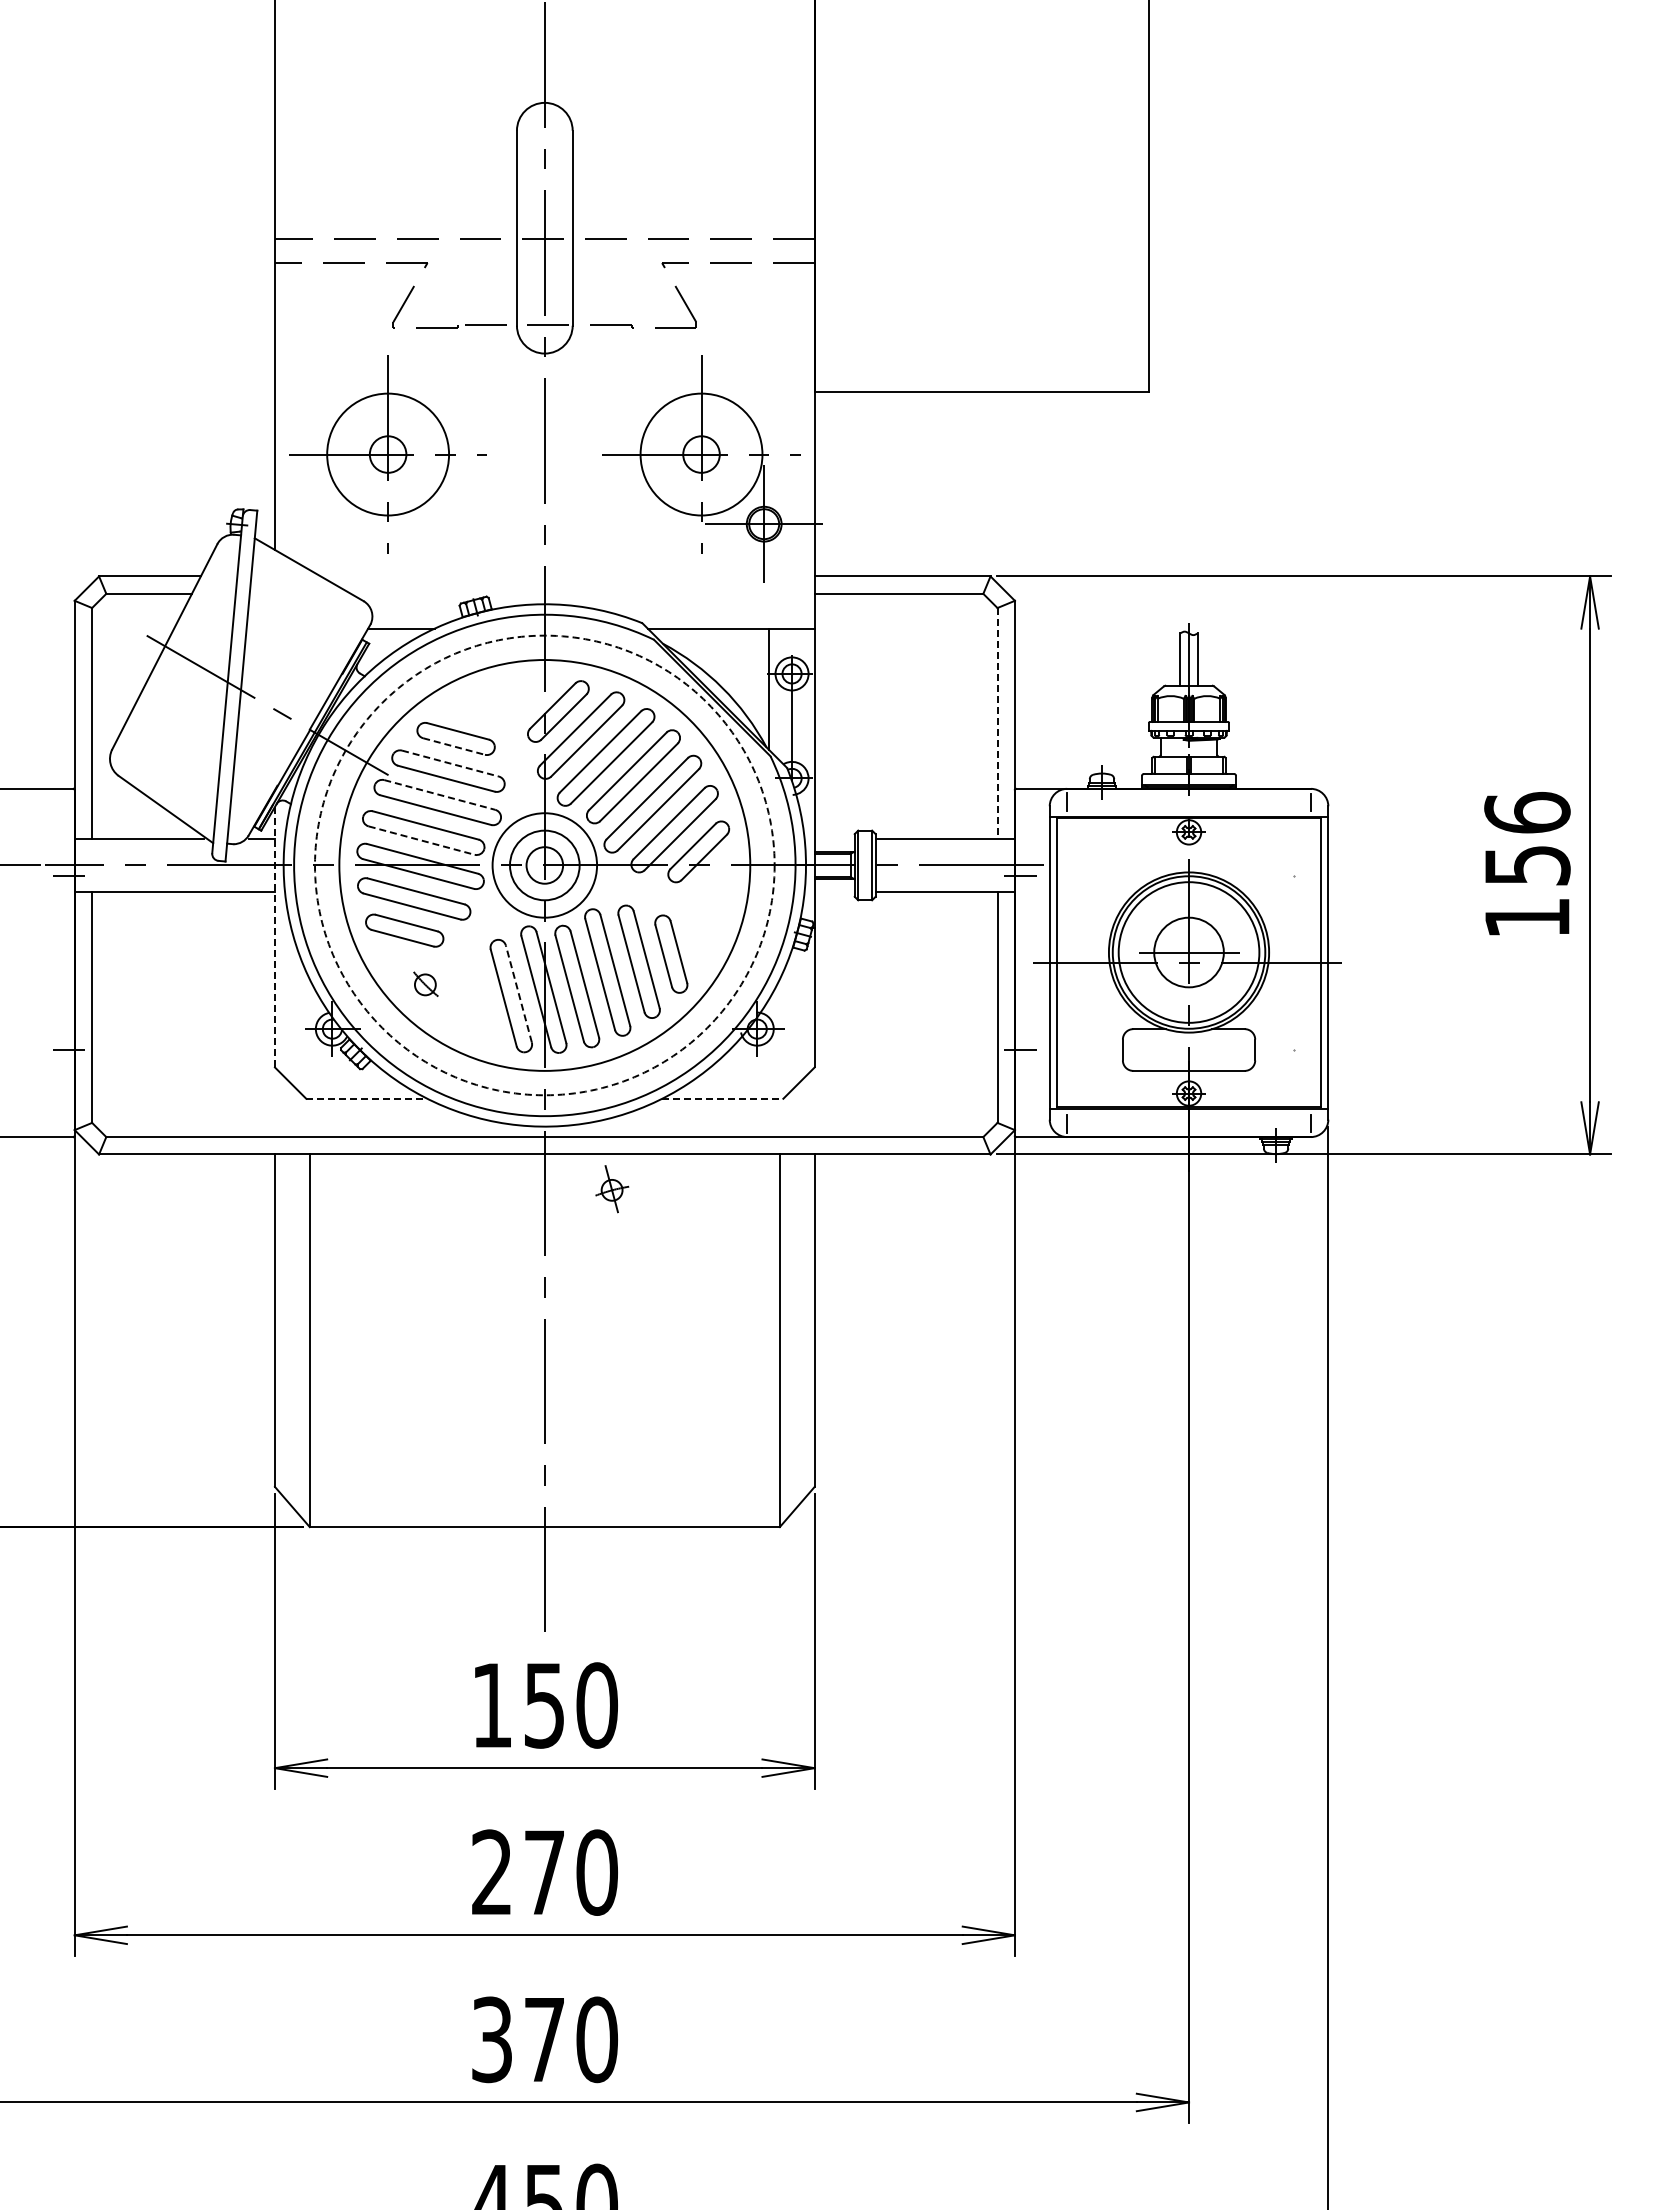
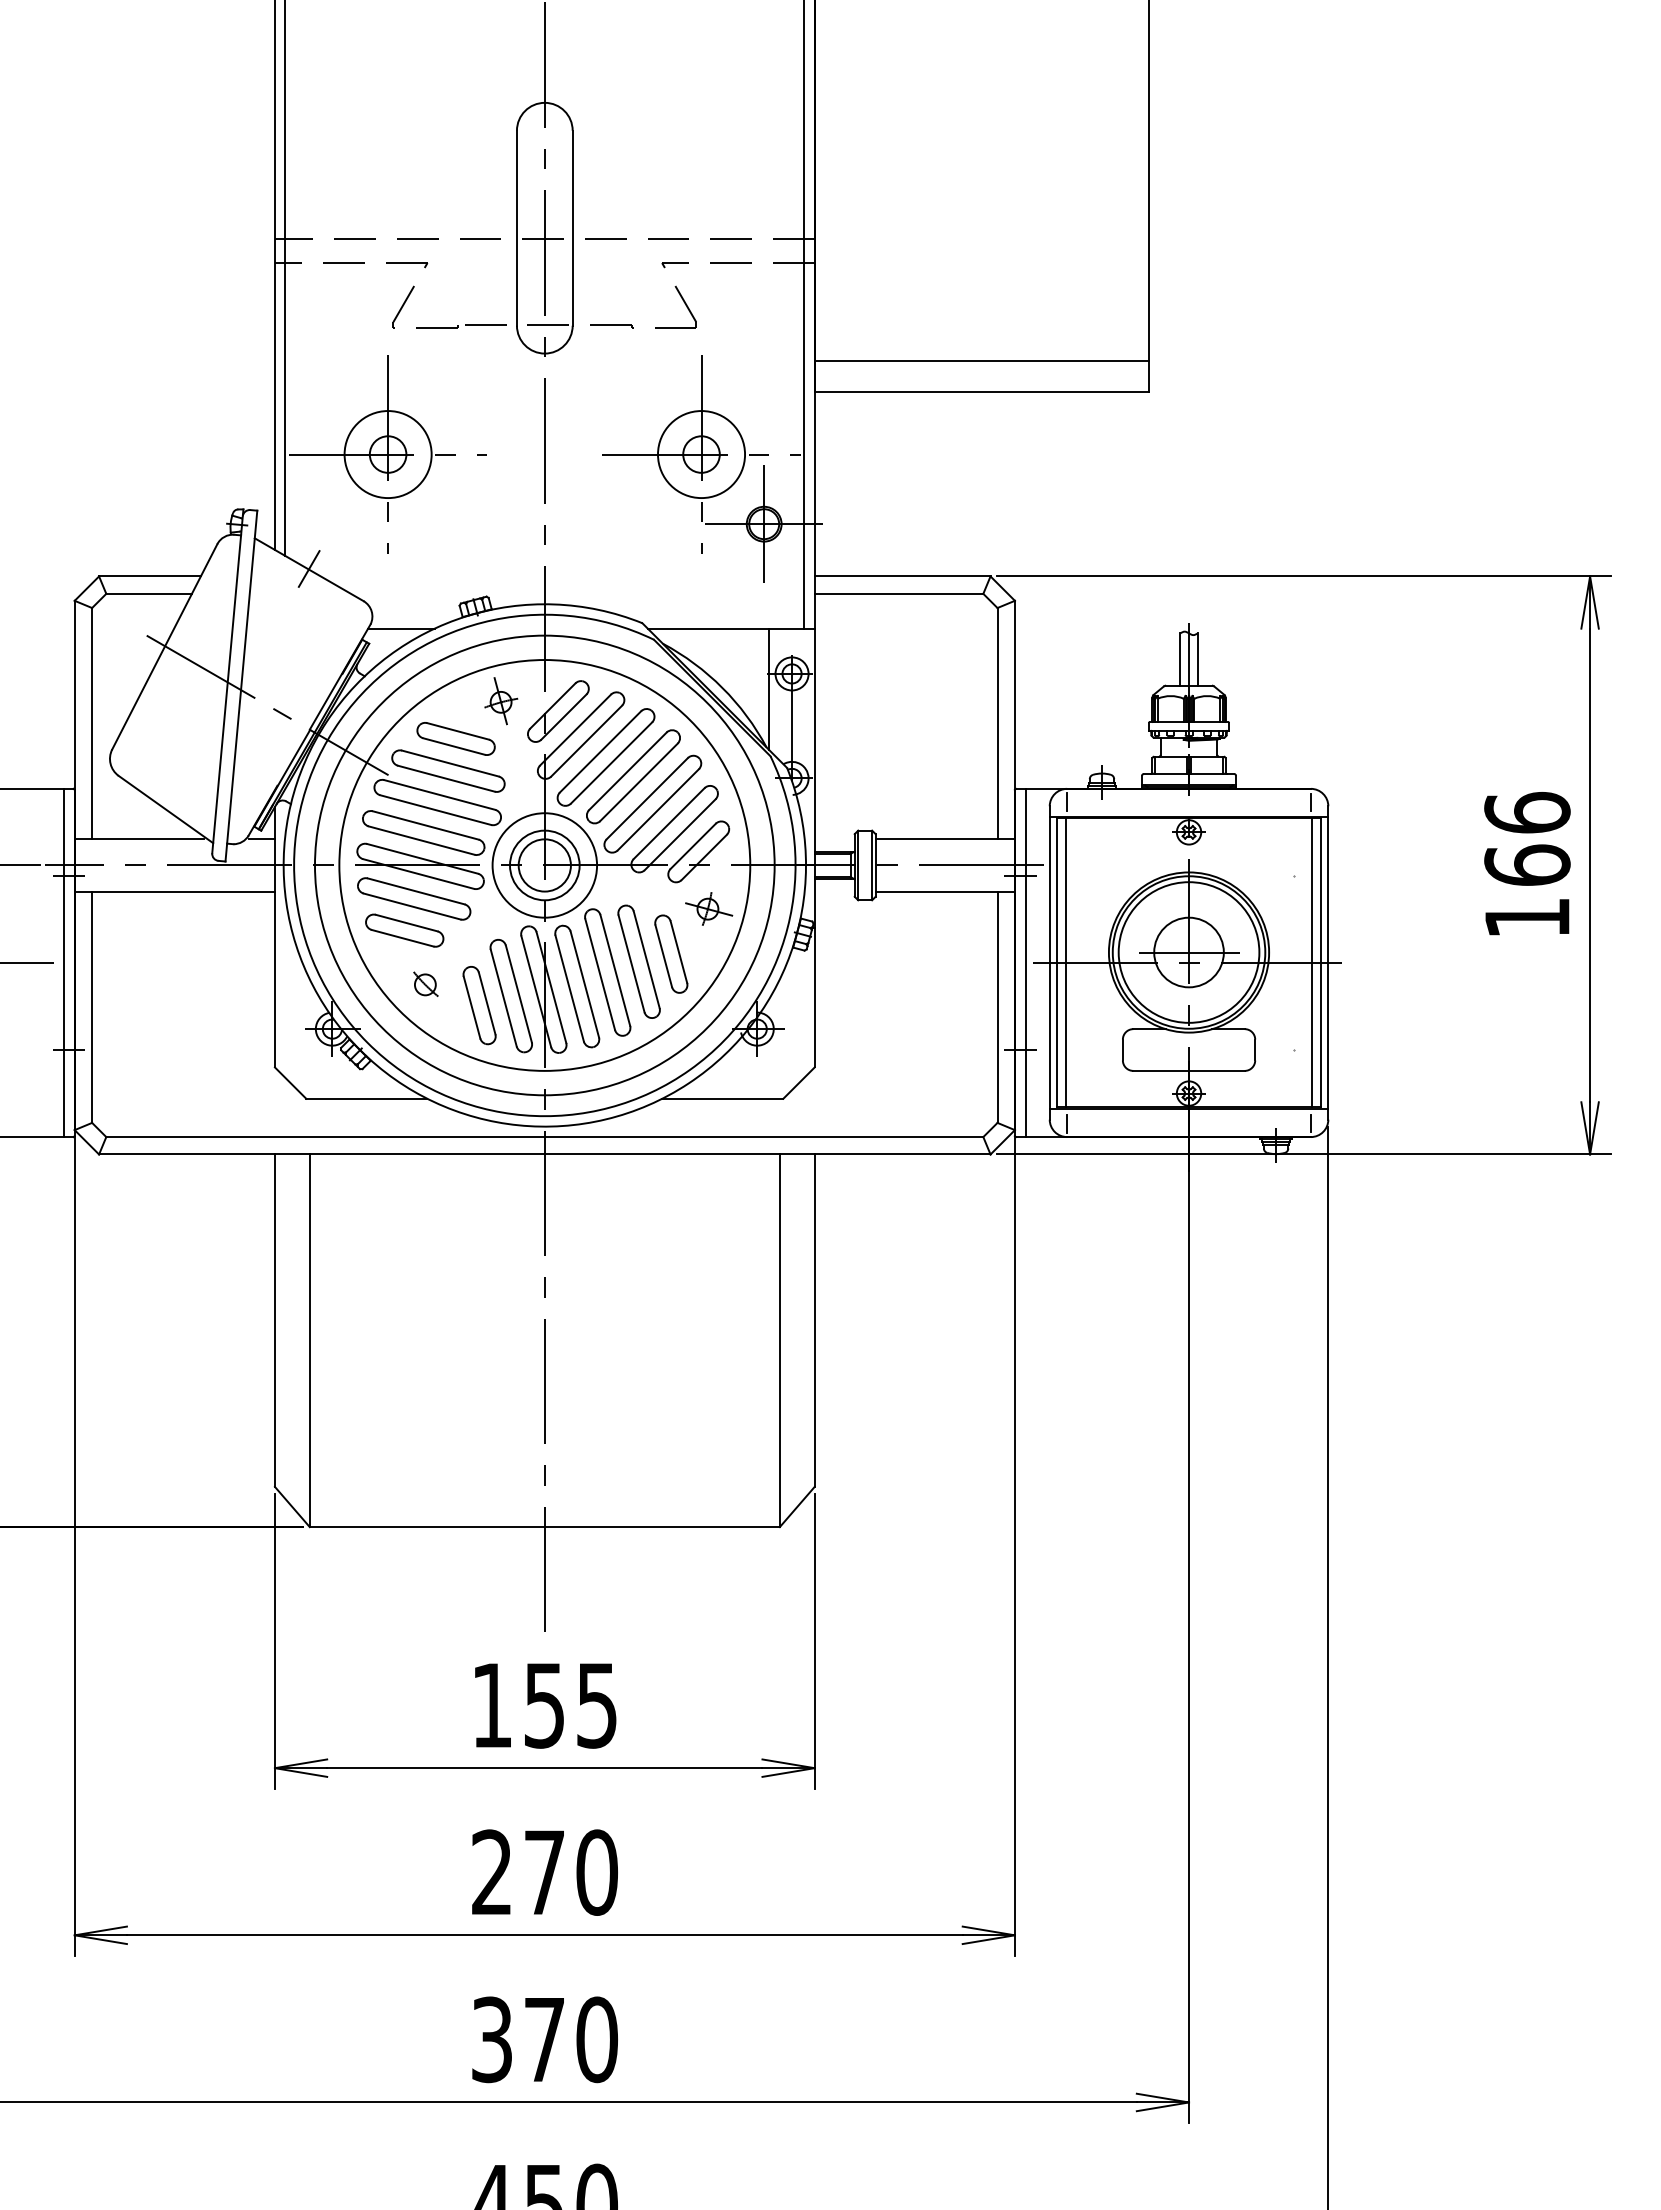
line: none -> present (285, 278)
line: none -> present (804, 315)
line: none -> present (981, 360)
circle diameter: 122 px -> 87 px (387, 454)
circle diameter: 122 px -> 87 px (701, 454)
line: none -> present (309, 568)
line: dashed -> solid (997, 723)
line: dashed -> solid (454, 746)
line: dashed -> solid (450, 763)
line: dashed -> solid (440, 795)
line: dashed -> solid (421, 840)
text: 156 -> 166 (1527, 864)
circle diameter: 37 px -> 52 px (544, 865)
circle: dashed -> solid (544, 865)
part: none -> present (709, 908)
line: dashed -> solid (274, 937)
line: none -> present (27, 962)
line: none -> present (63, 962)
line: none -> present (1026, 962)
line: none -> present (1066, 962)
line: none -> present (1311, 962)
line: dashed -> solid (518, 993)
part: none -> present (479, 1005)
line: dashed -> solid (366, 1098)
line: dashed -> solid (722, 1098)
part position: (612, 1189) -> (501, 701) (501, 701)
text: 150 -> 155 (596, 1705)
